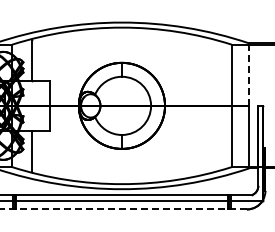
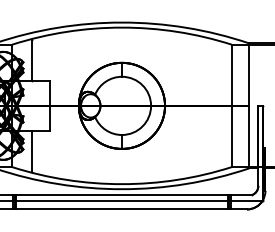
line: dashed -> solid (249, 74)
line: dashed -> solid (123, 209)
